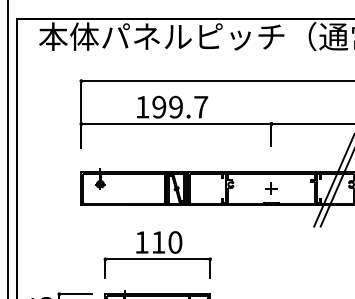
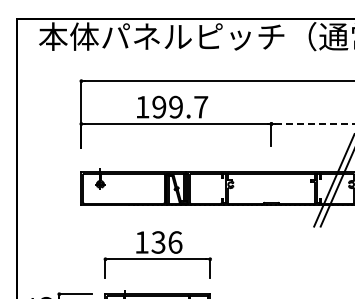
line: solid -> dashed (315, 123)
line: present -> none (7, 148)
part: present -> none (271, 188)
text: 110 -> 136 (166, 242)
